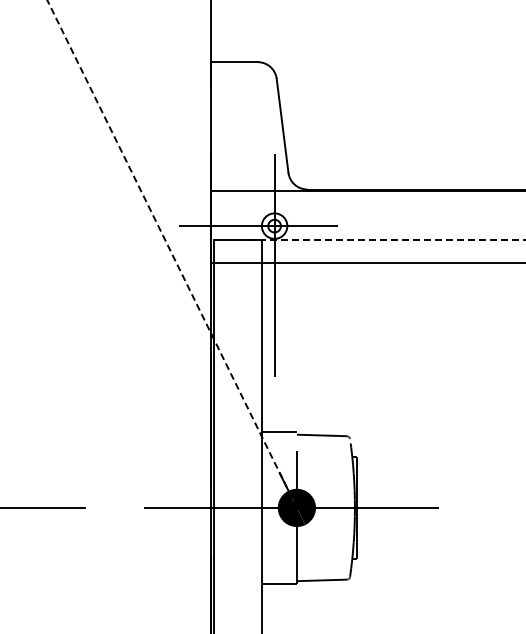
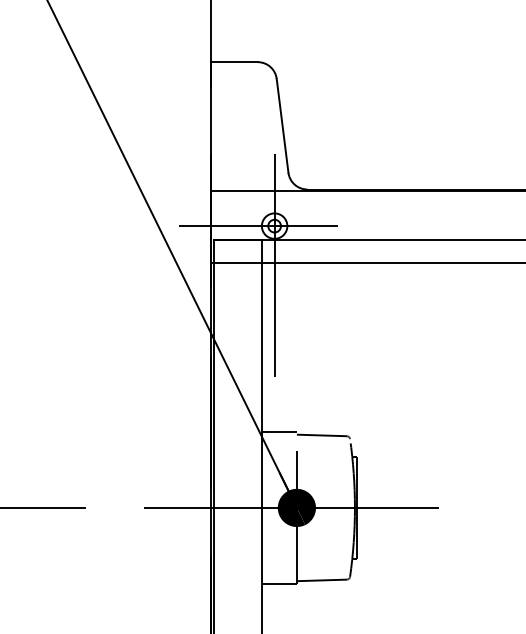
line: dashed -> solid (369, 240)
line: dashed -> solid (172, 254)
